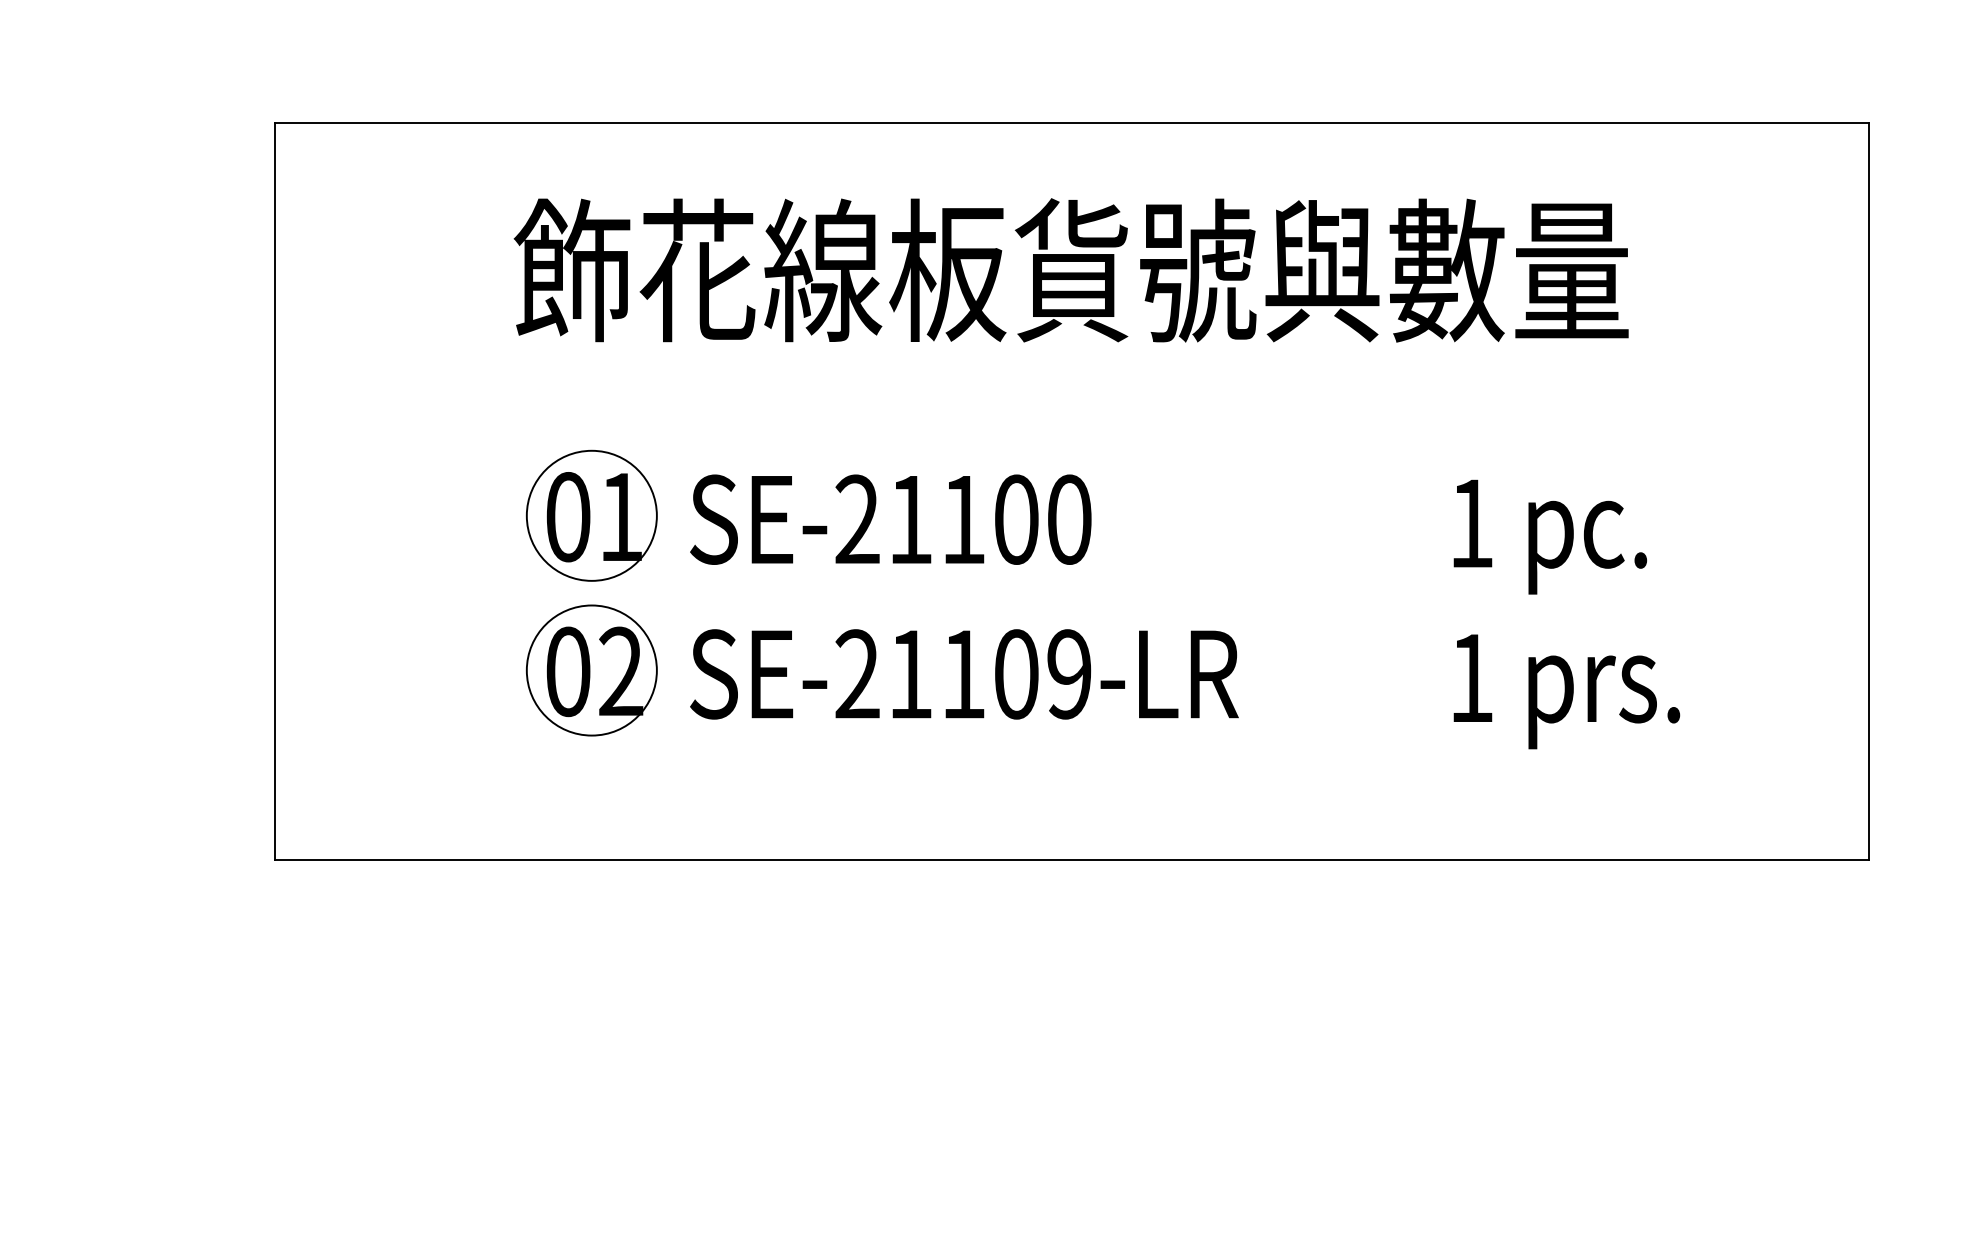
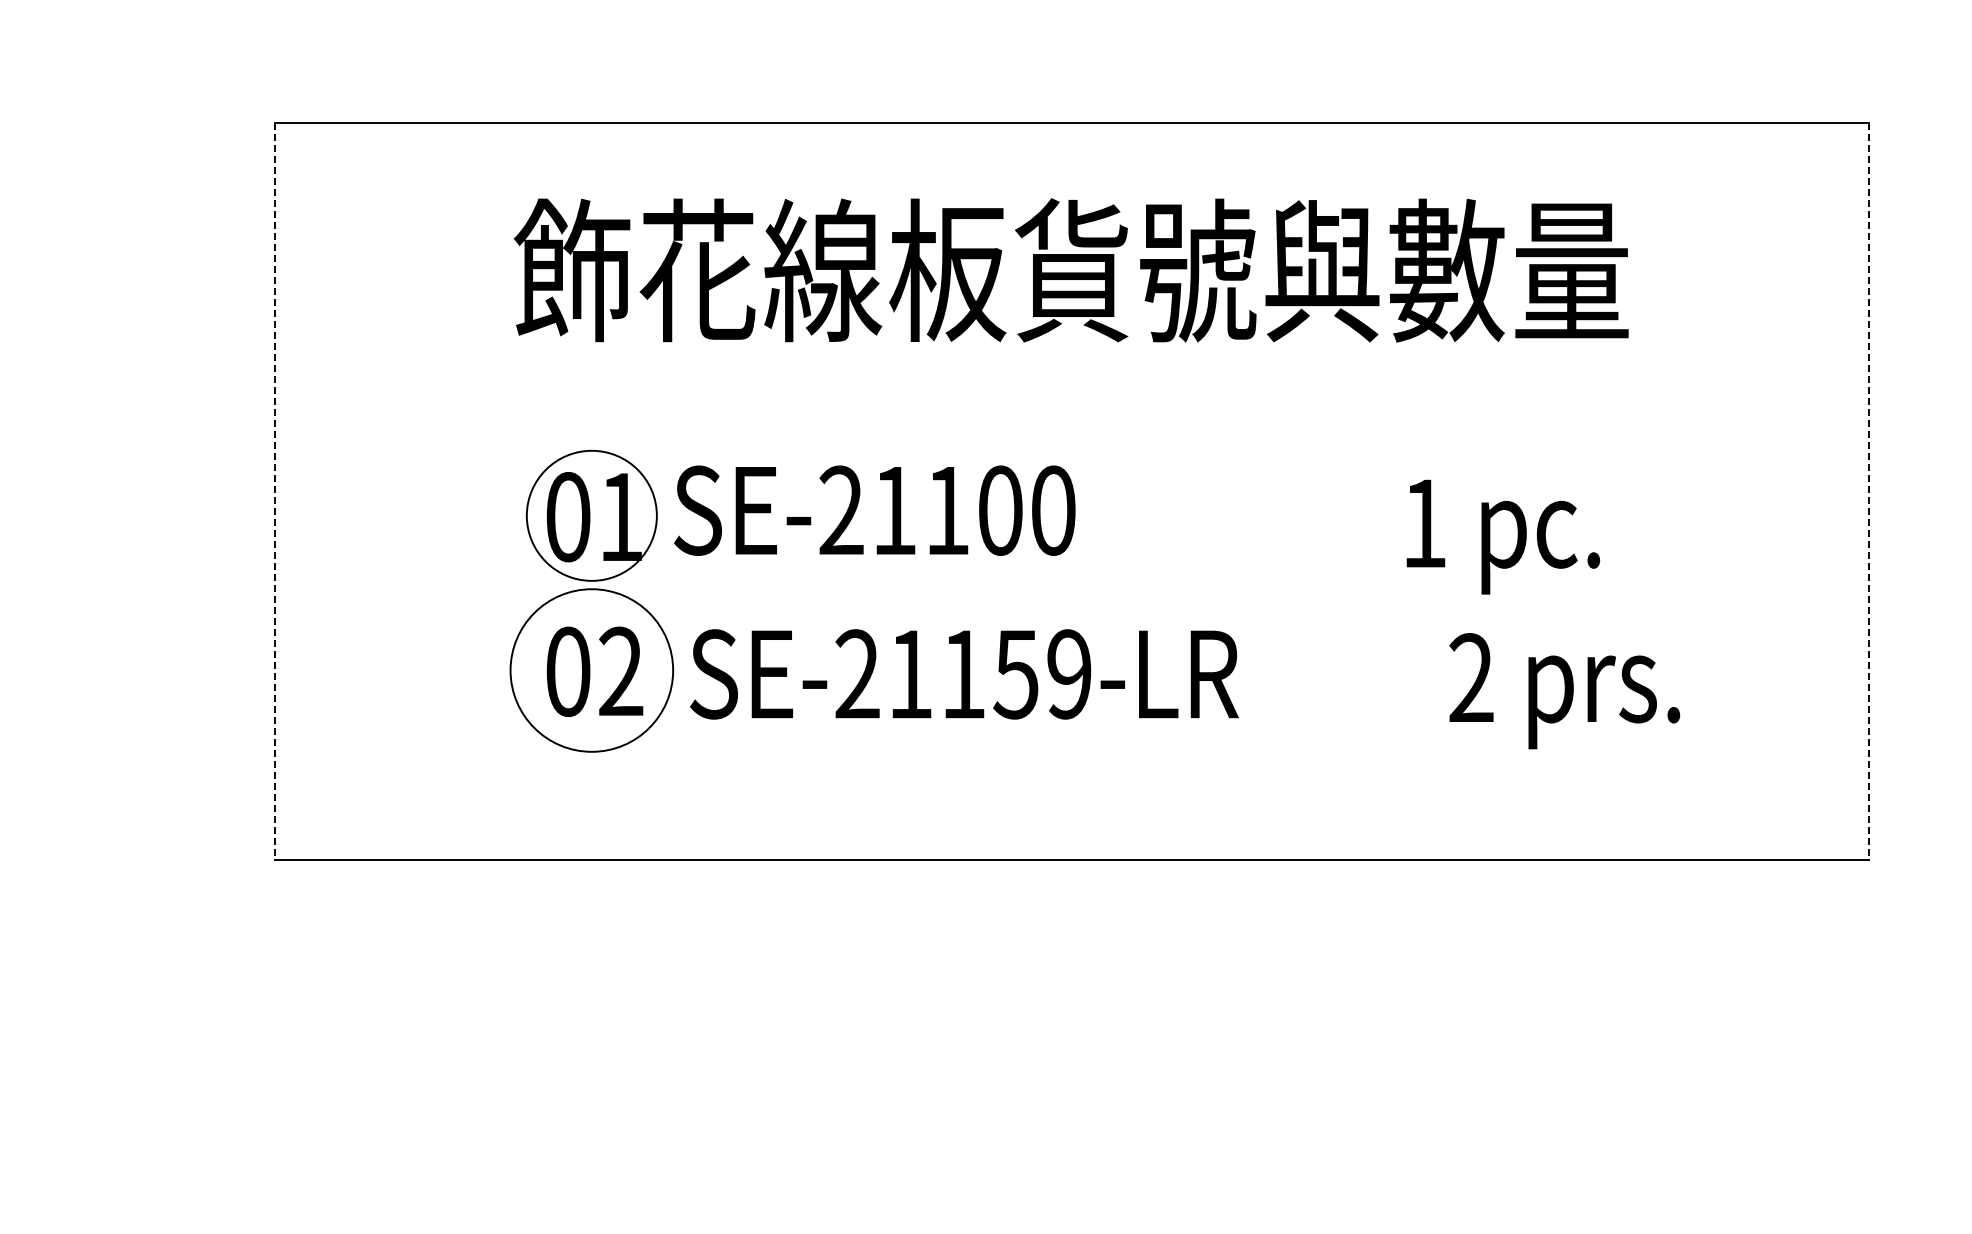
line: solid -> dashed (274, 491)
line: solid -> dashed (1869, 491)
text position: (890, 519) -> (874, 510) (874, 510)
text position: (1550, 536) -> (1503, 536) (1503, 536)
circle diameter: 130 px -> 163 px (591, 670)
text: SE-21109-LR -> SE-21159-LR (1015, 674)
text: 1 -> 2 (1471, 677)
